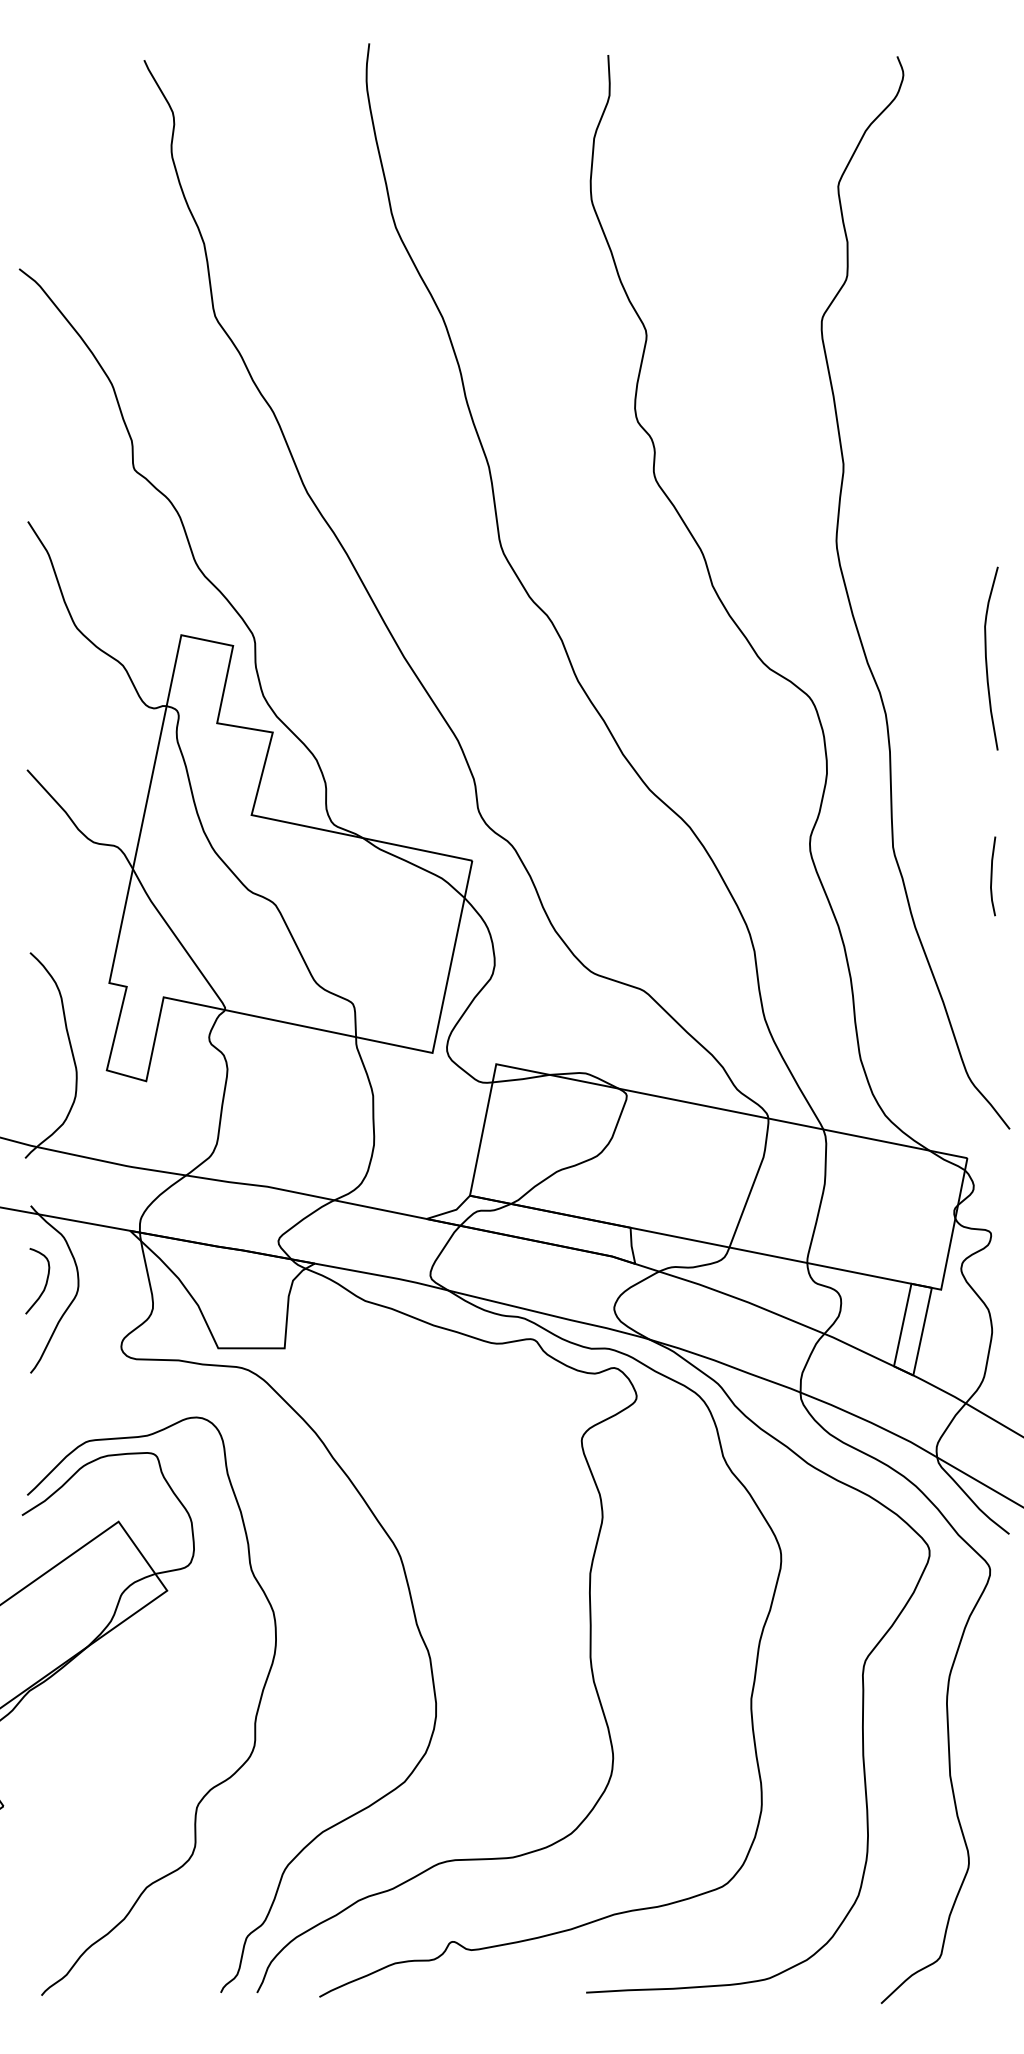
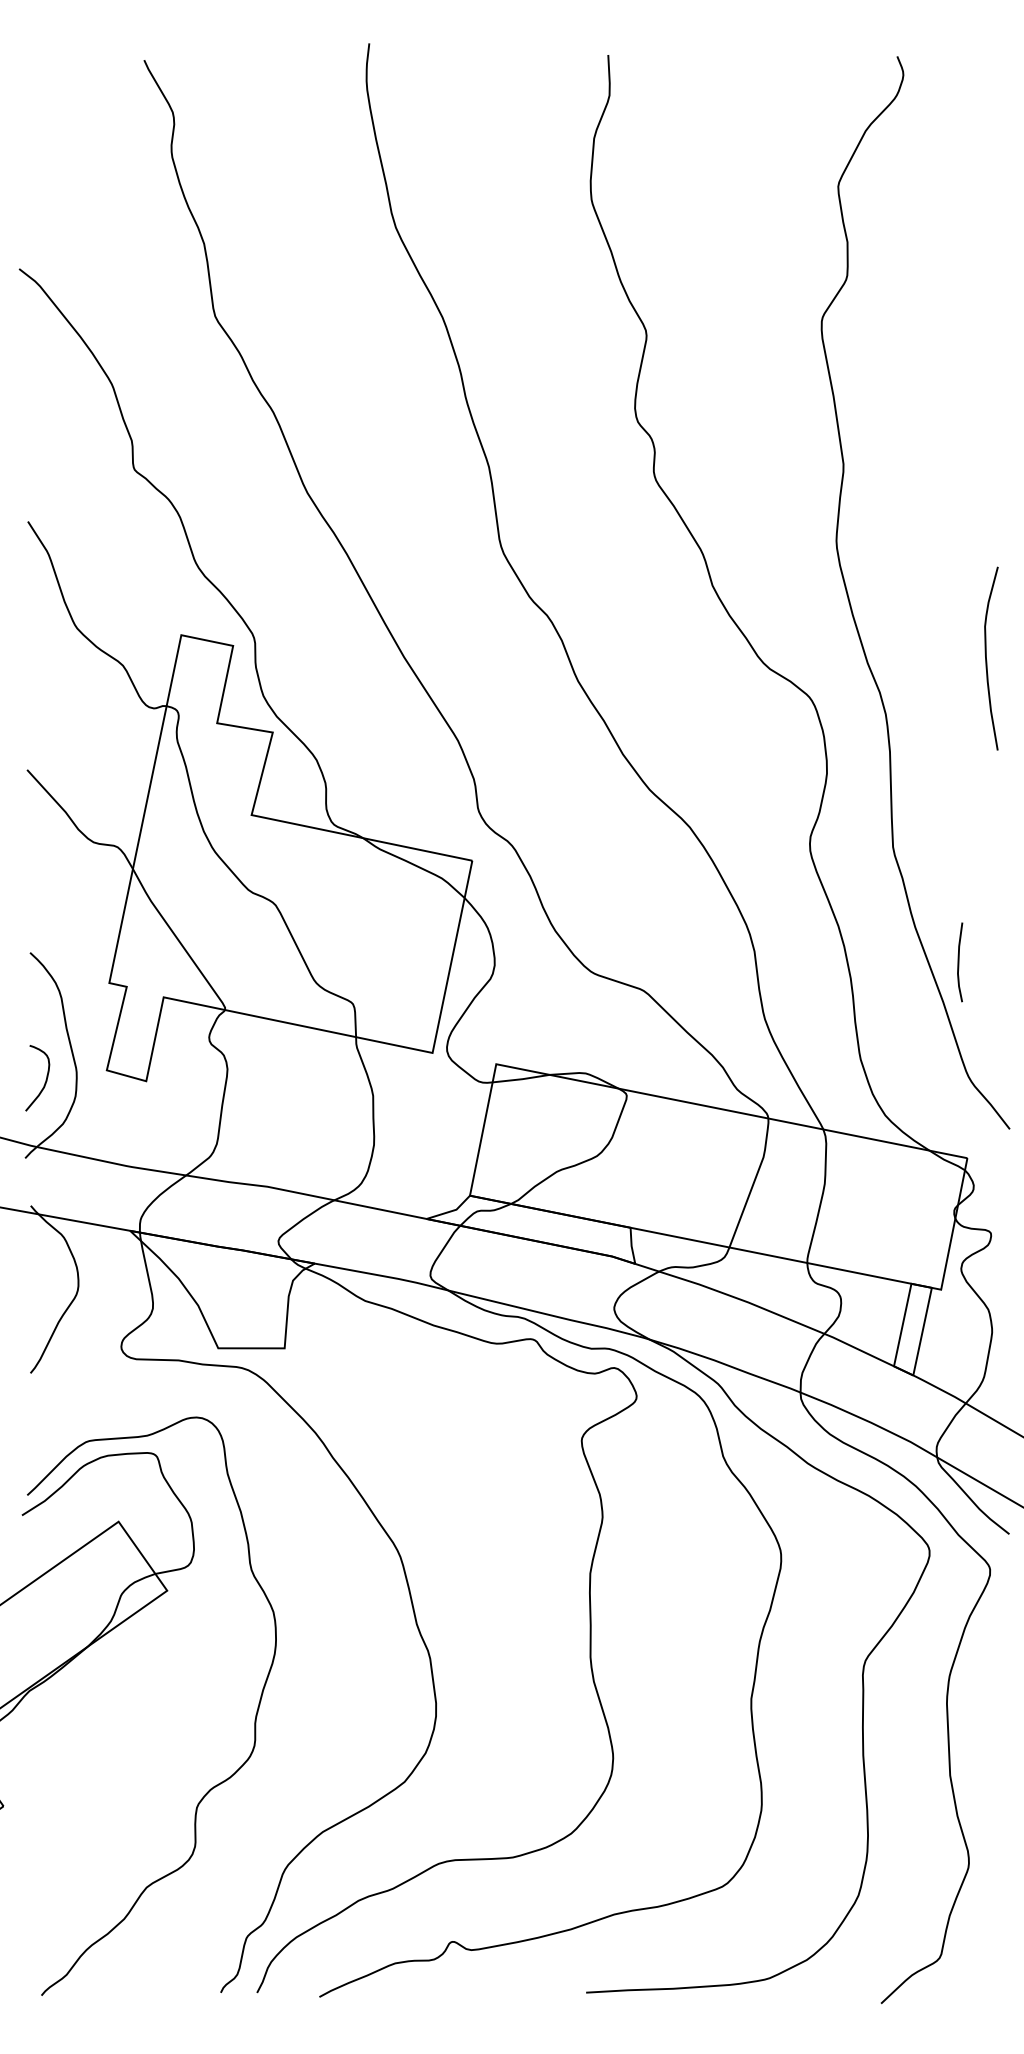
line position: (992, 876) -> (959, 962) (959, 962)
curve position: (45, 1282) -> (45, 1079) (45, 1079)
